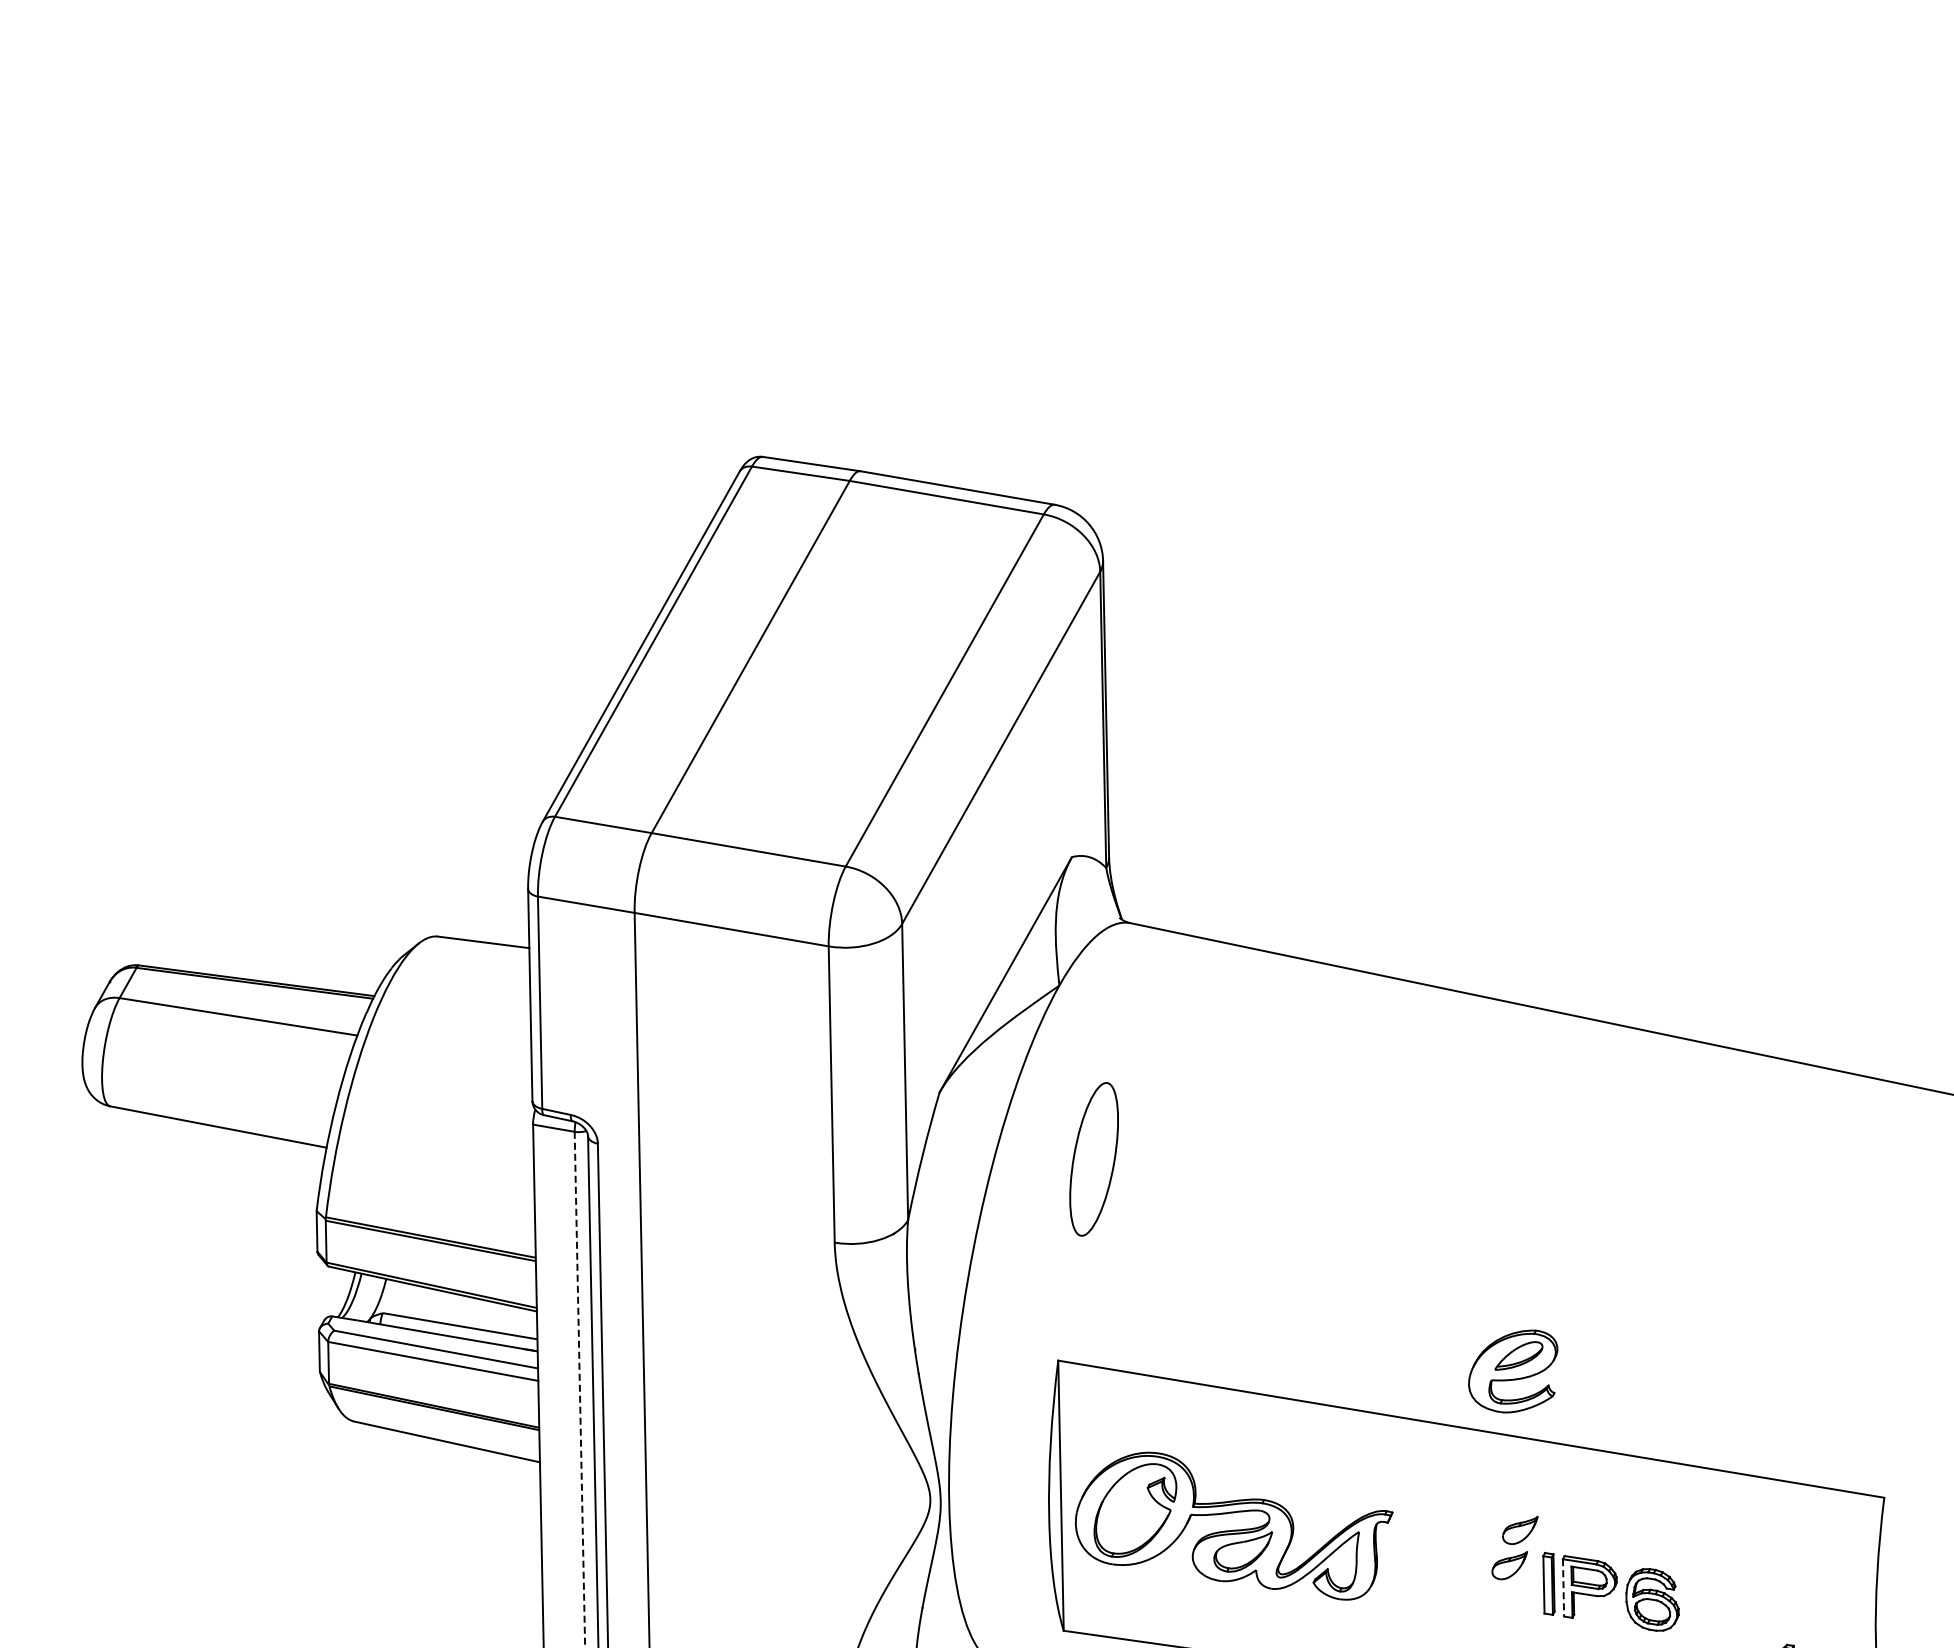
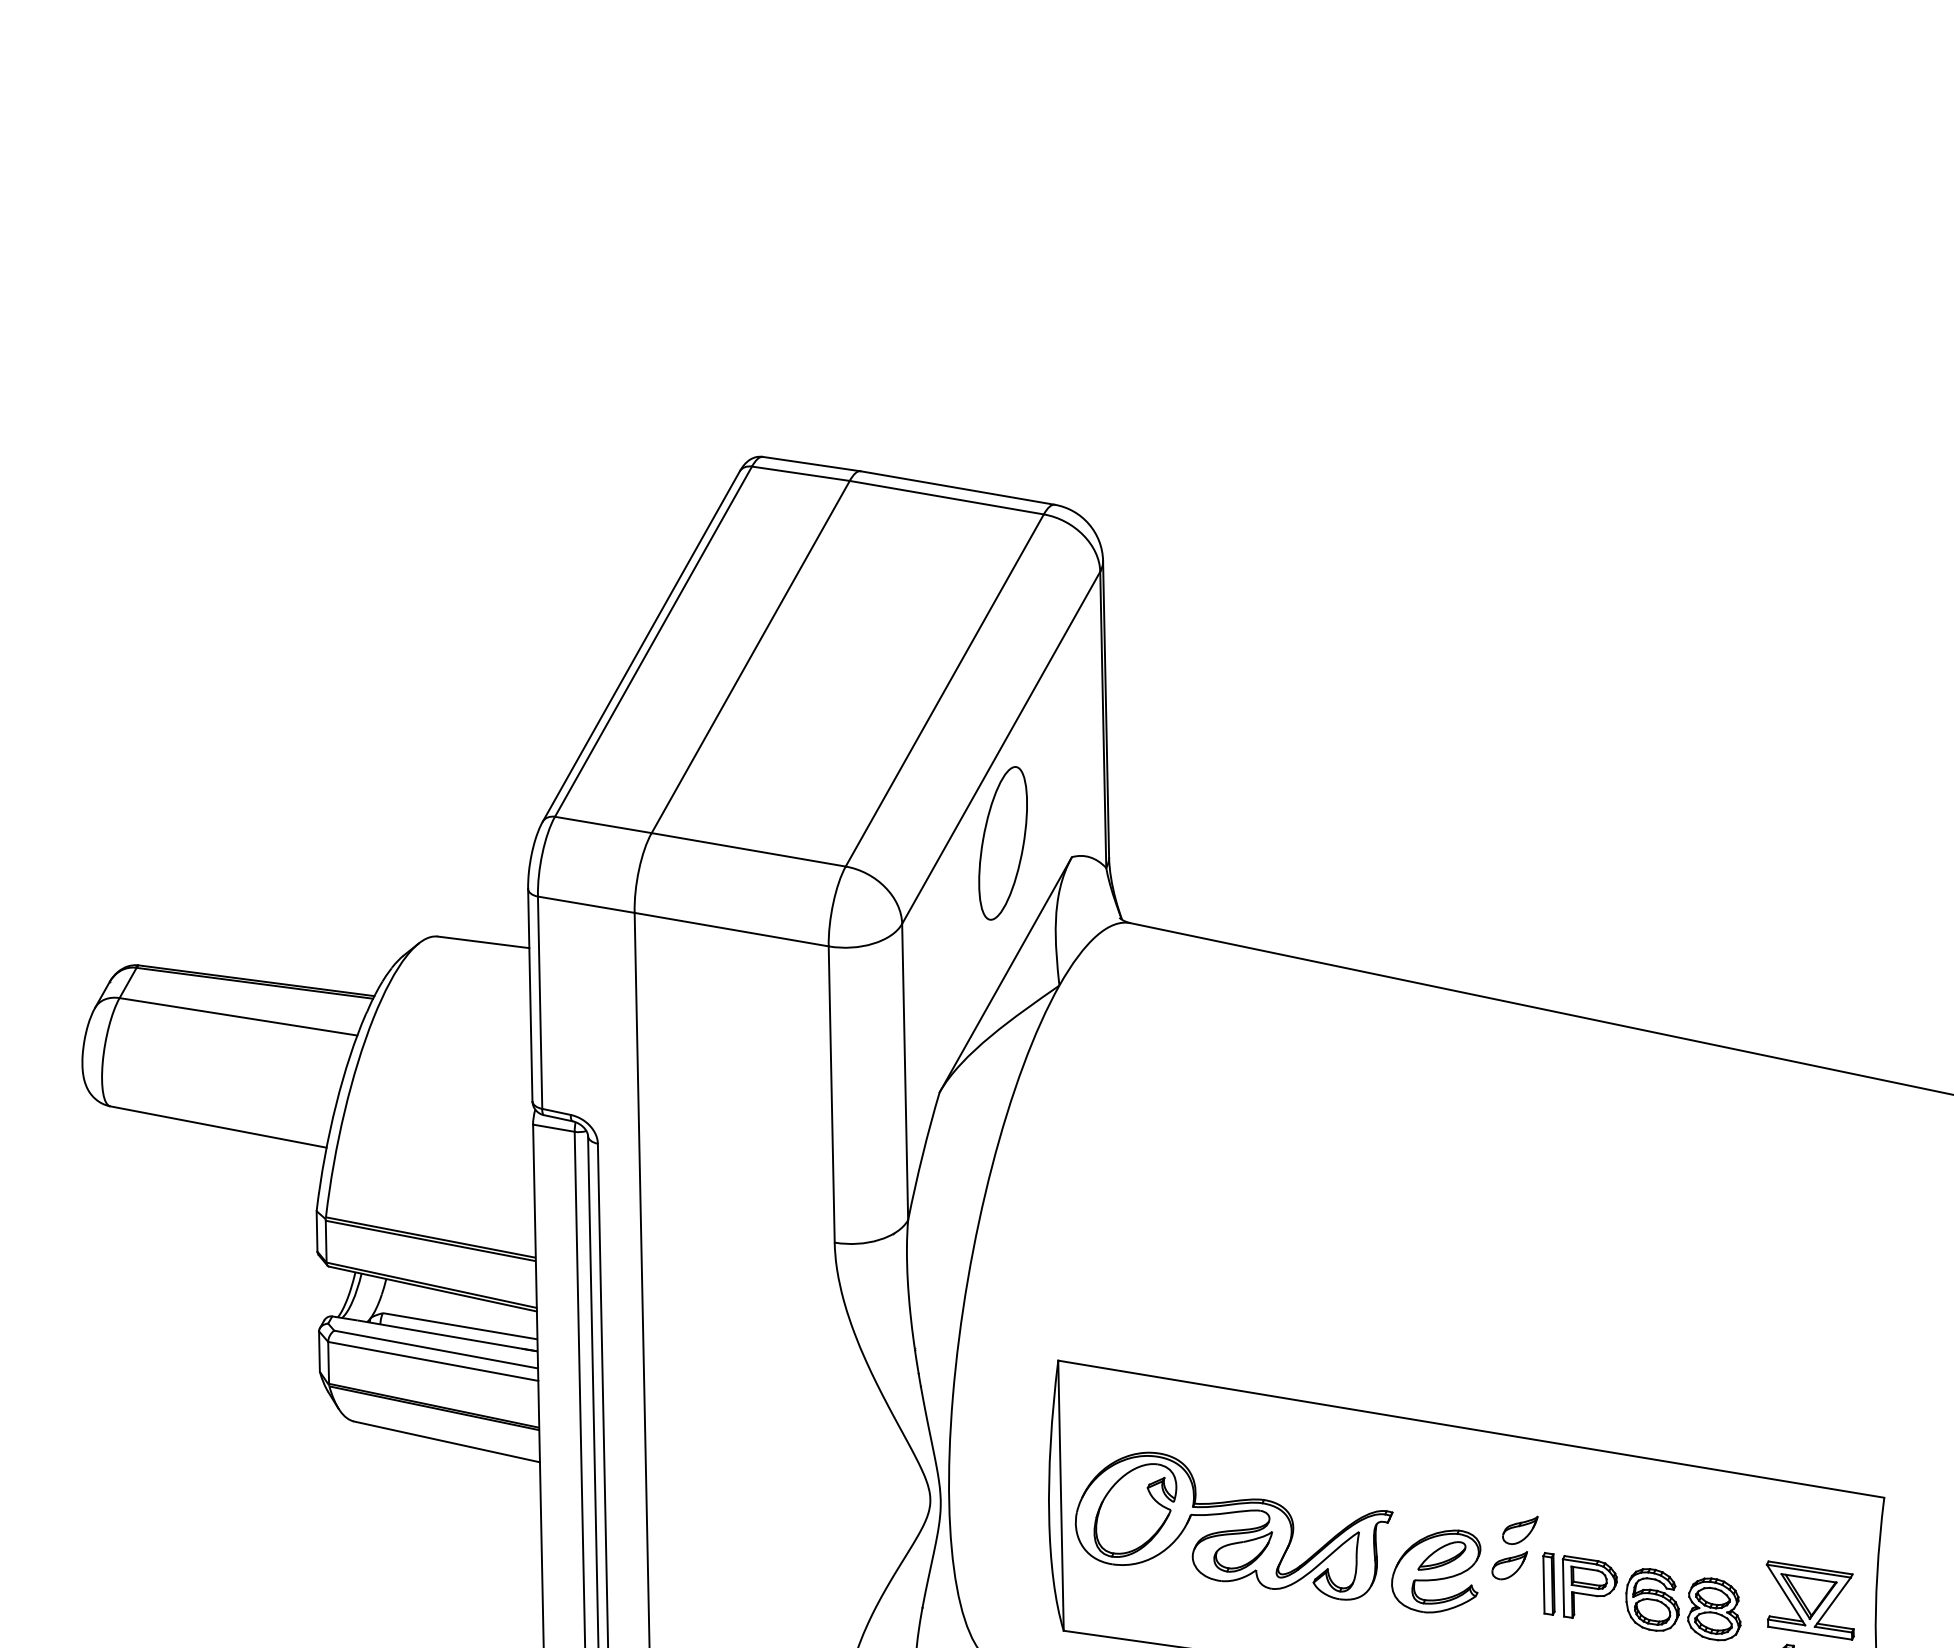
part position: (1093, 1159) -> (1002, 843) (1002, 843)
part position: (1513, 1371) -> (1436, 1571) (1436, 1571)
line: dashed -> solid (579, 1389)
line: dashed -> solid (1563, 1587)
part: none -> present (1809, 1600)
part: none -> present (1714, 1609)
